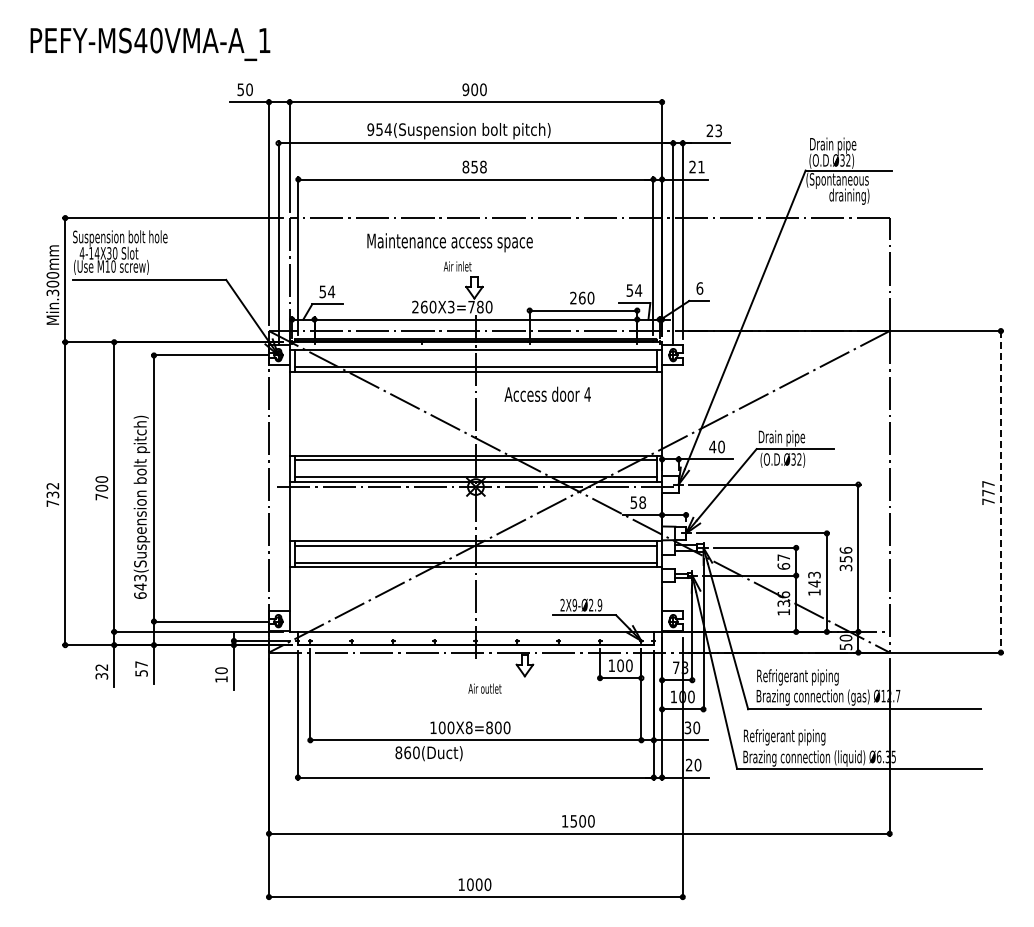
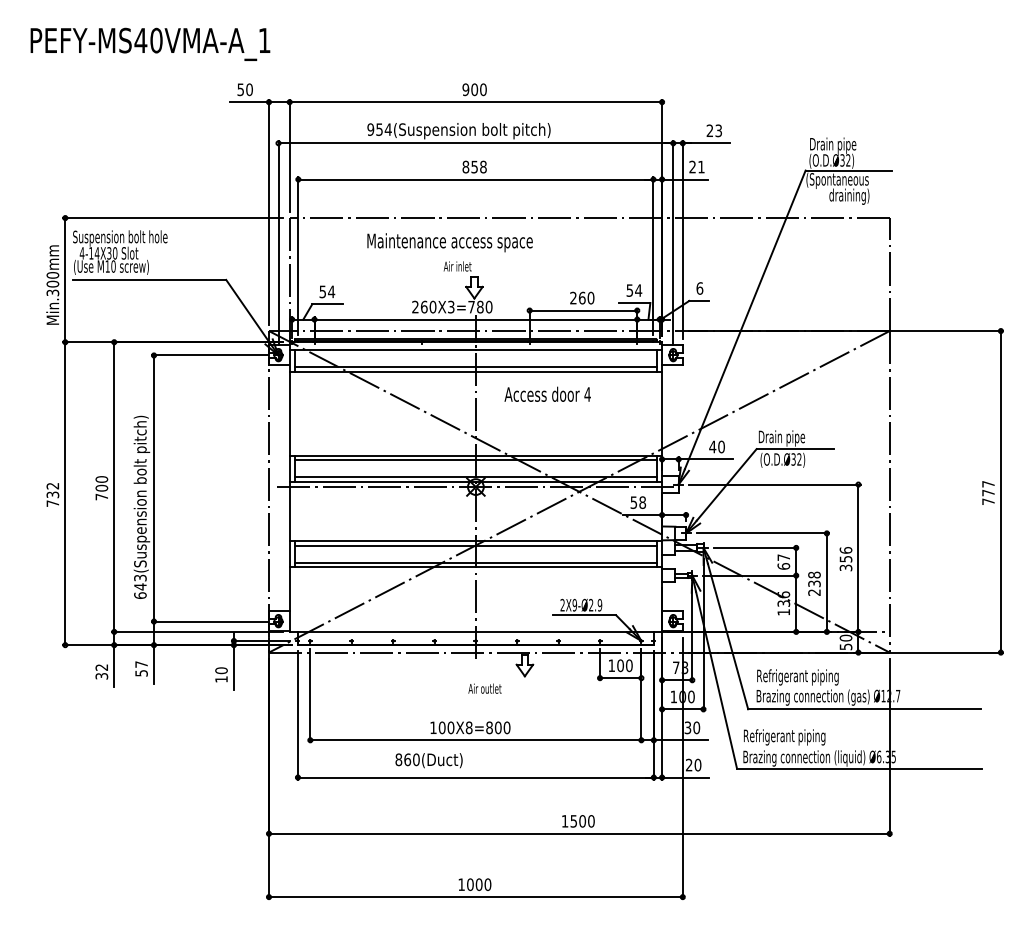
line: dashed -> solid (1000, 491)
text: 143 -> 238 (814, 583)
text position: (428, 753) -> (428, 760) (428, 760)
